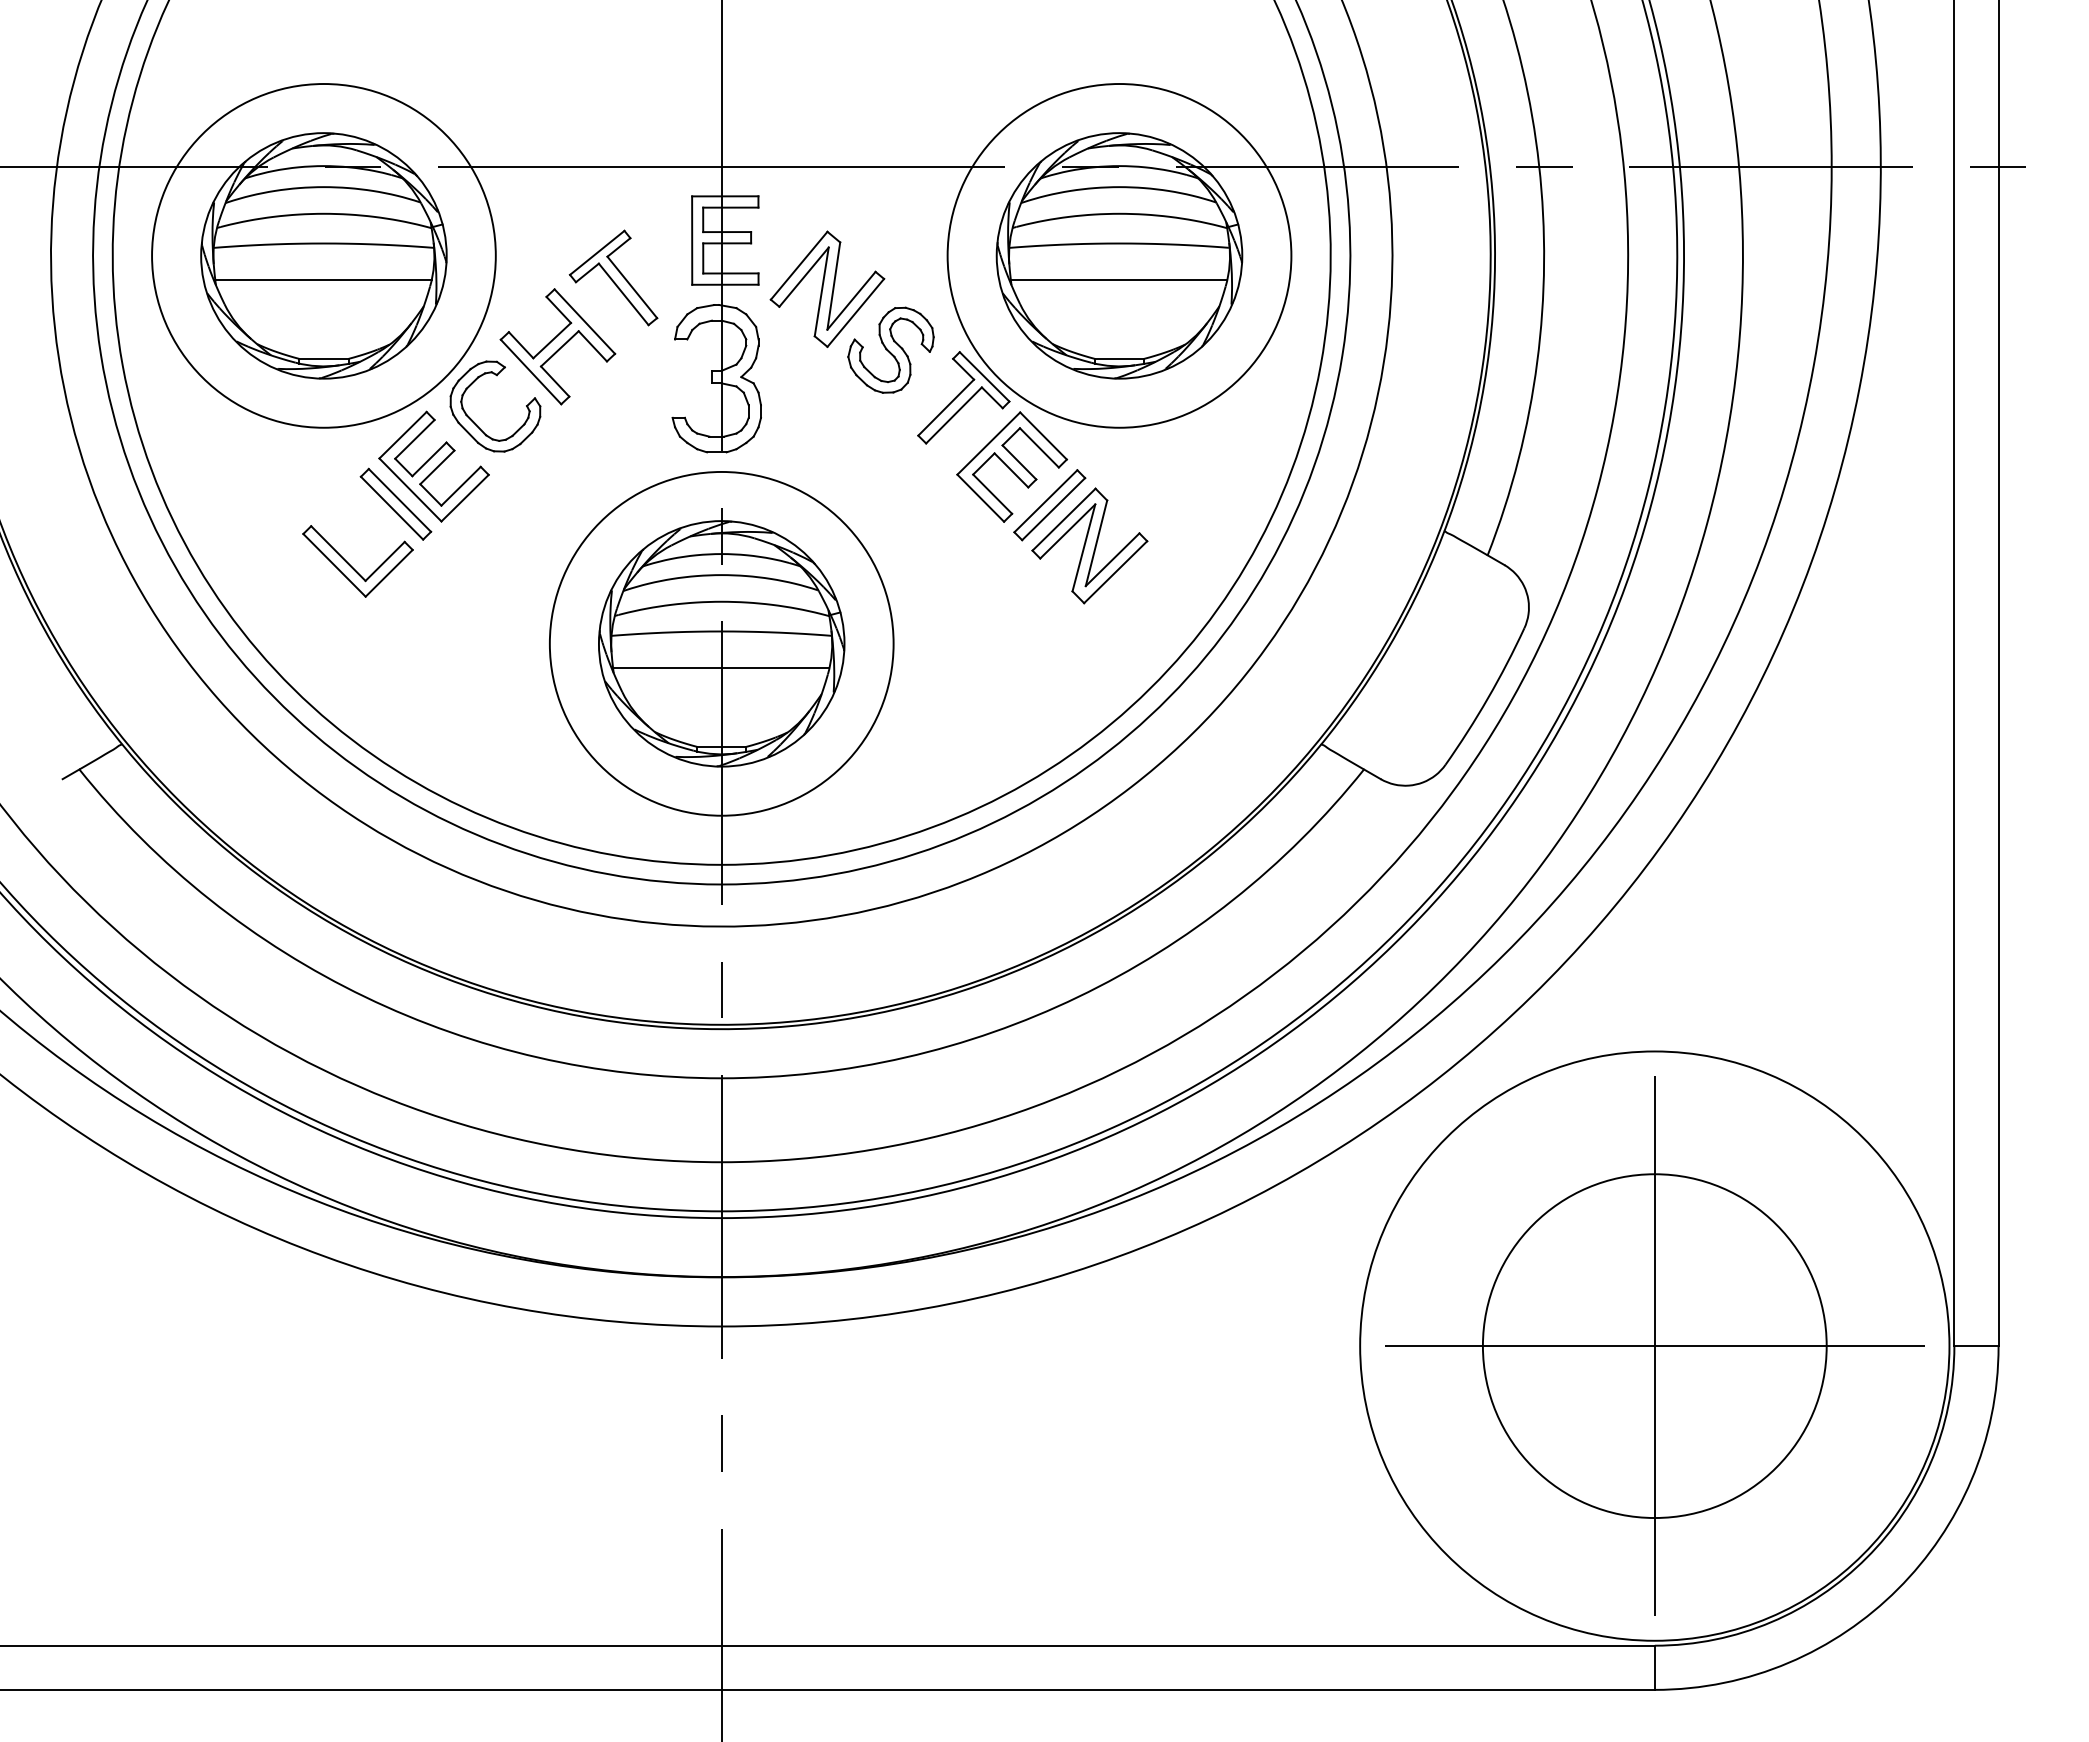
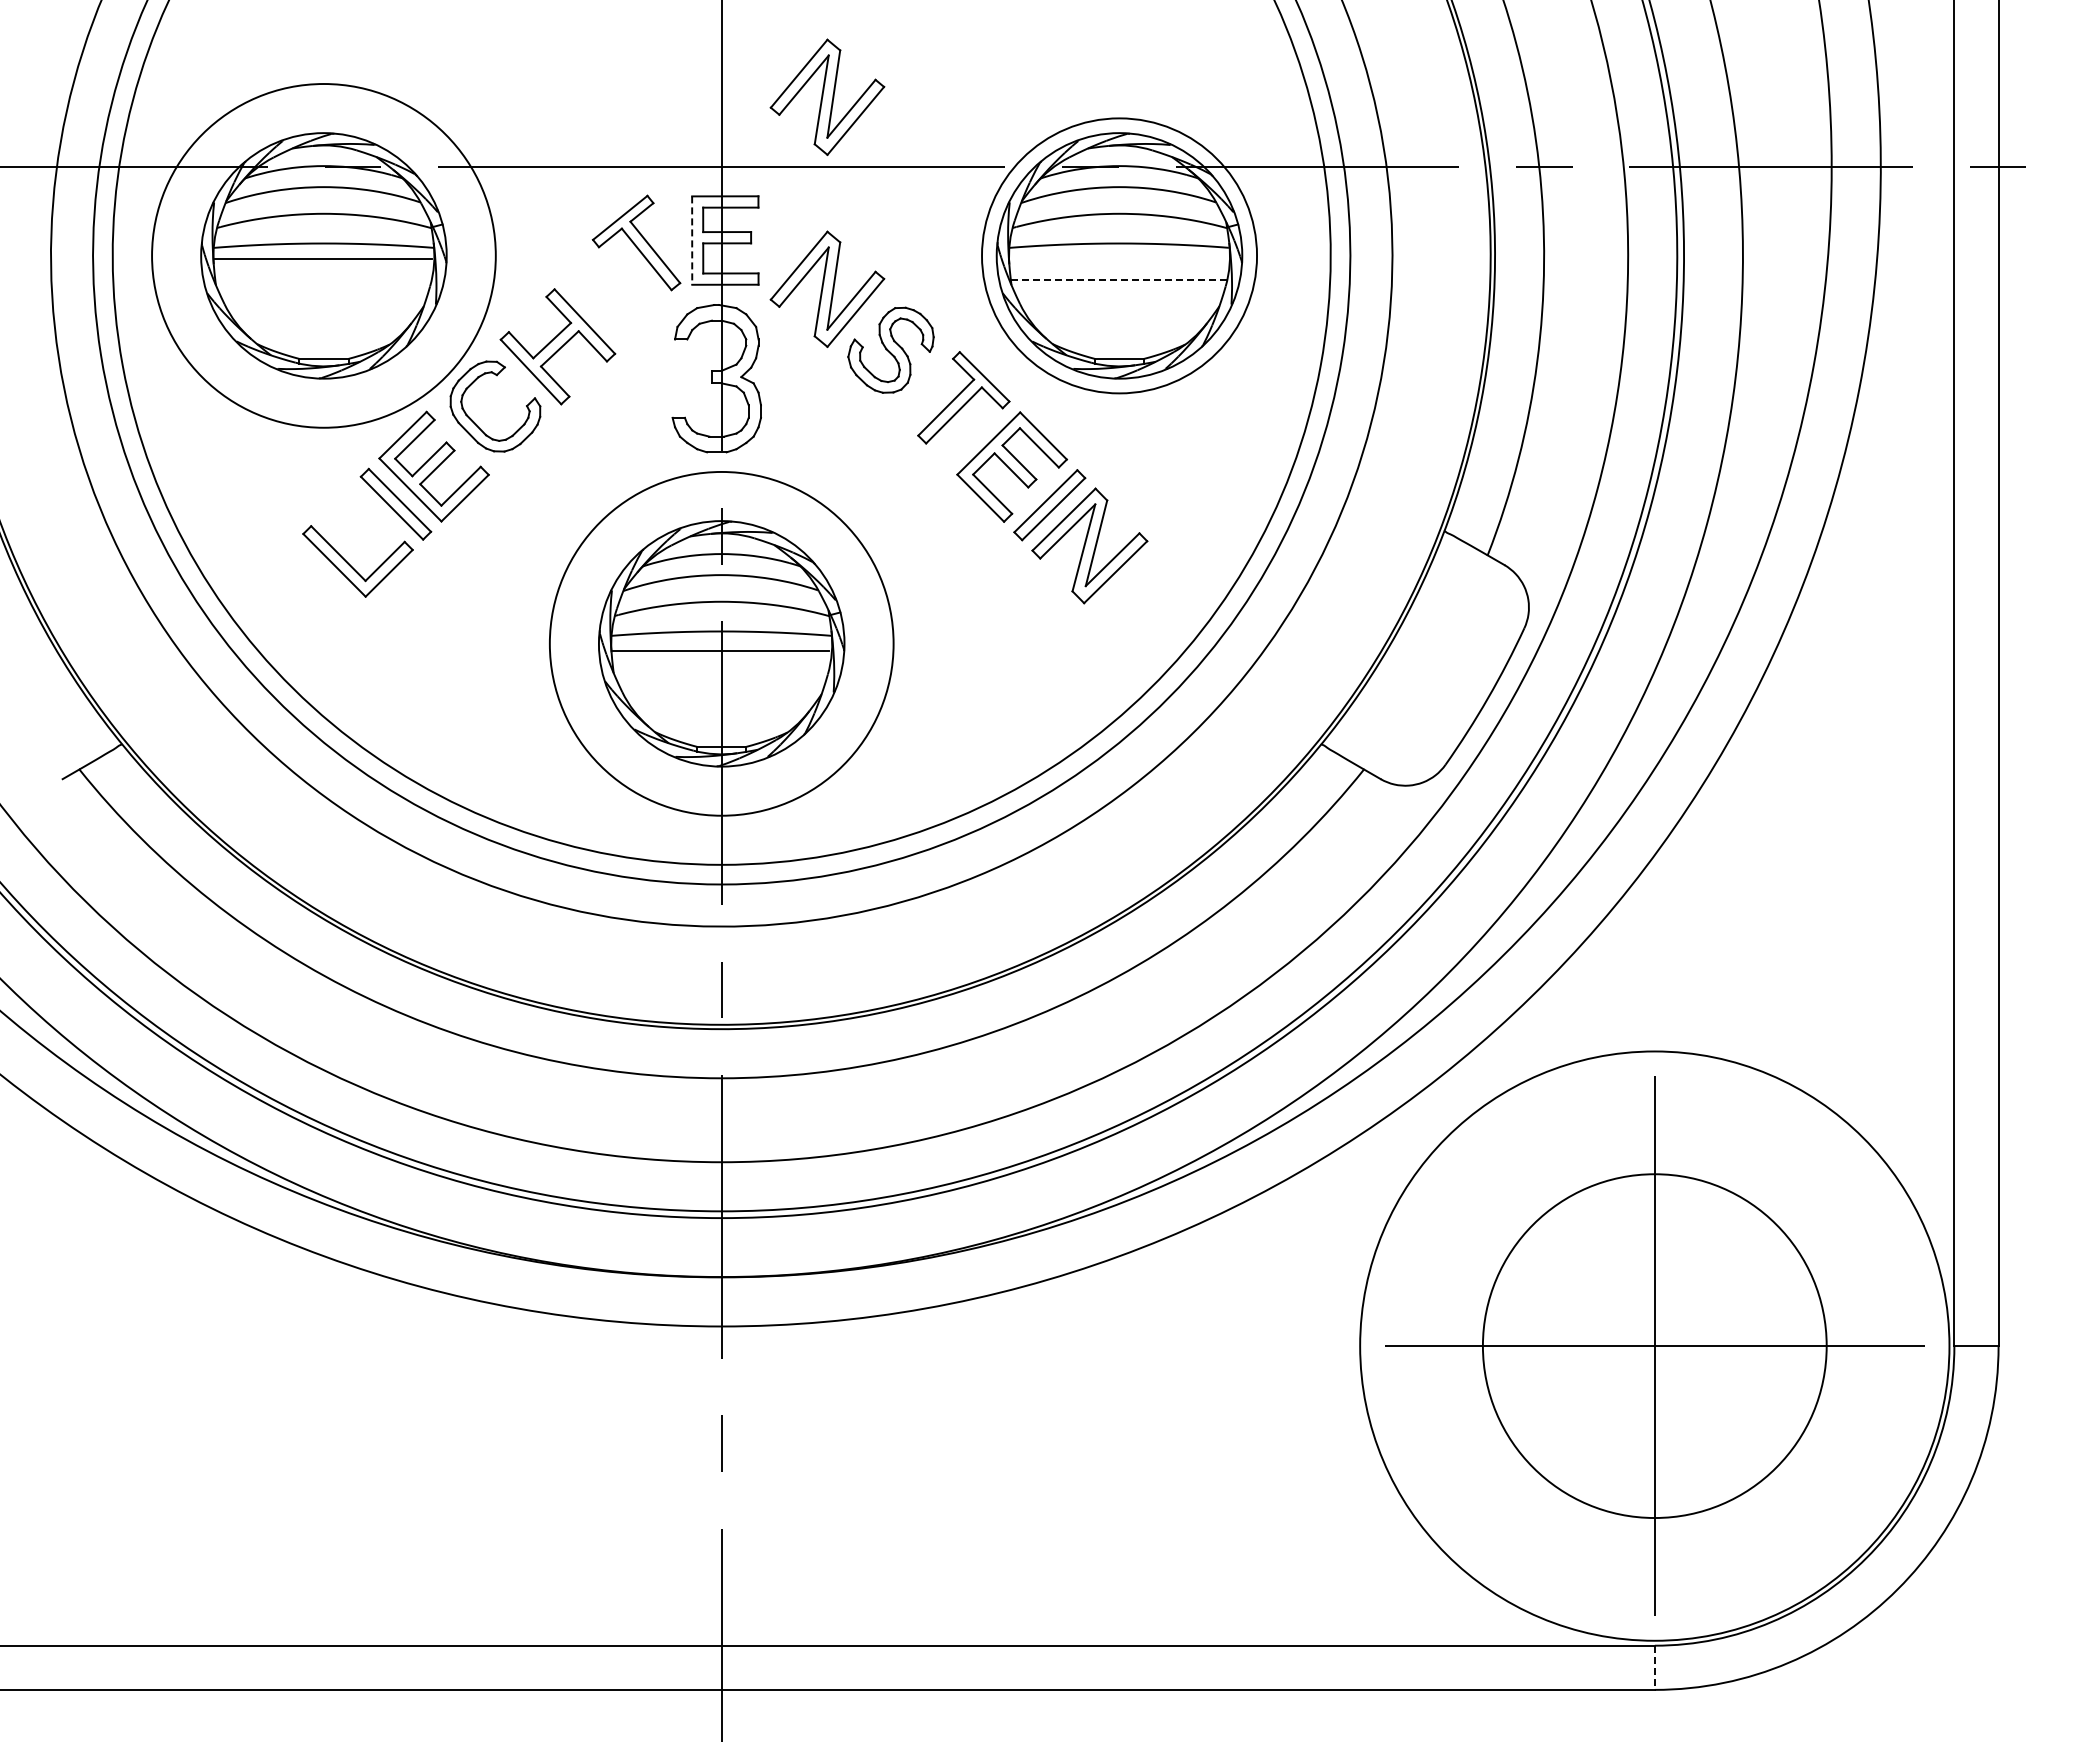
part: none -> present (827, 96)
line: solid -> dashed (692, 241)
circle diameter: 344 px -> 275 px (1119, 255)
part position: (613, 277) -> (636, 242) (636, 242)
line position: (323, 280) -> (323, 259) (323, 259)
line: solid -> dashed (1118, 280)
line position: (721, 668) -> (721, 651) (721, 651)
line: solid -> dashed (1654, 1668)
